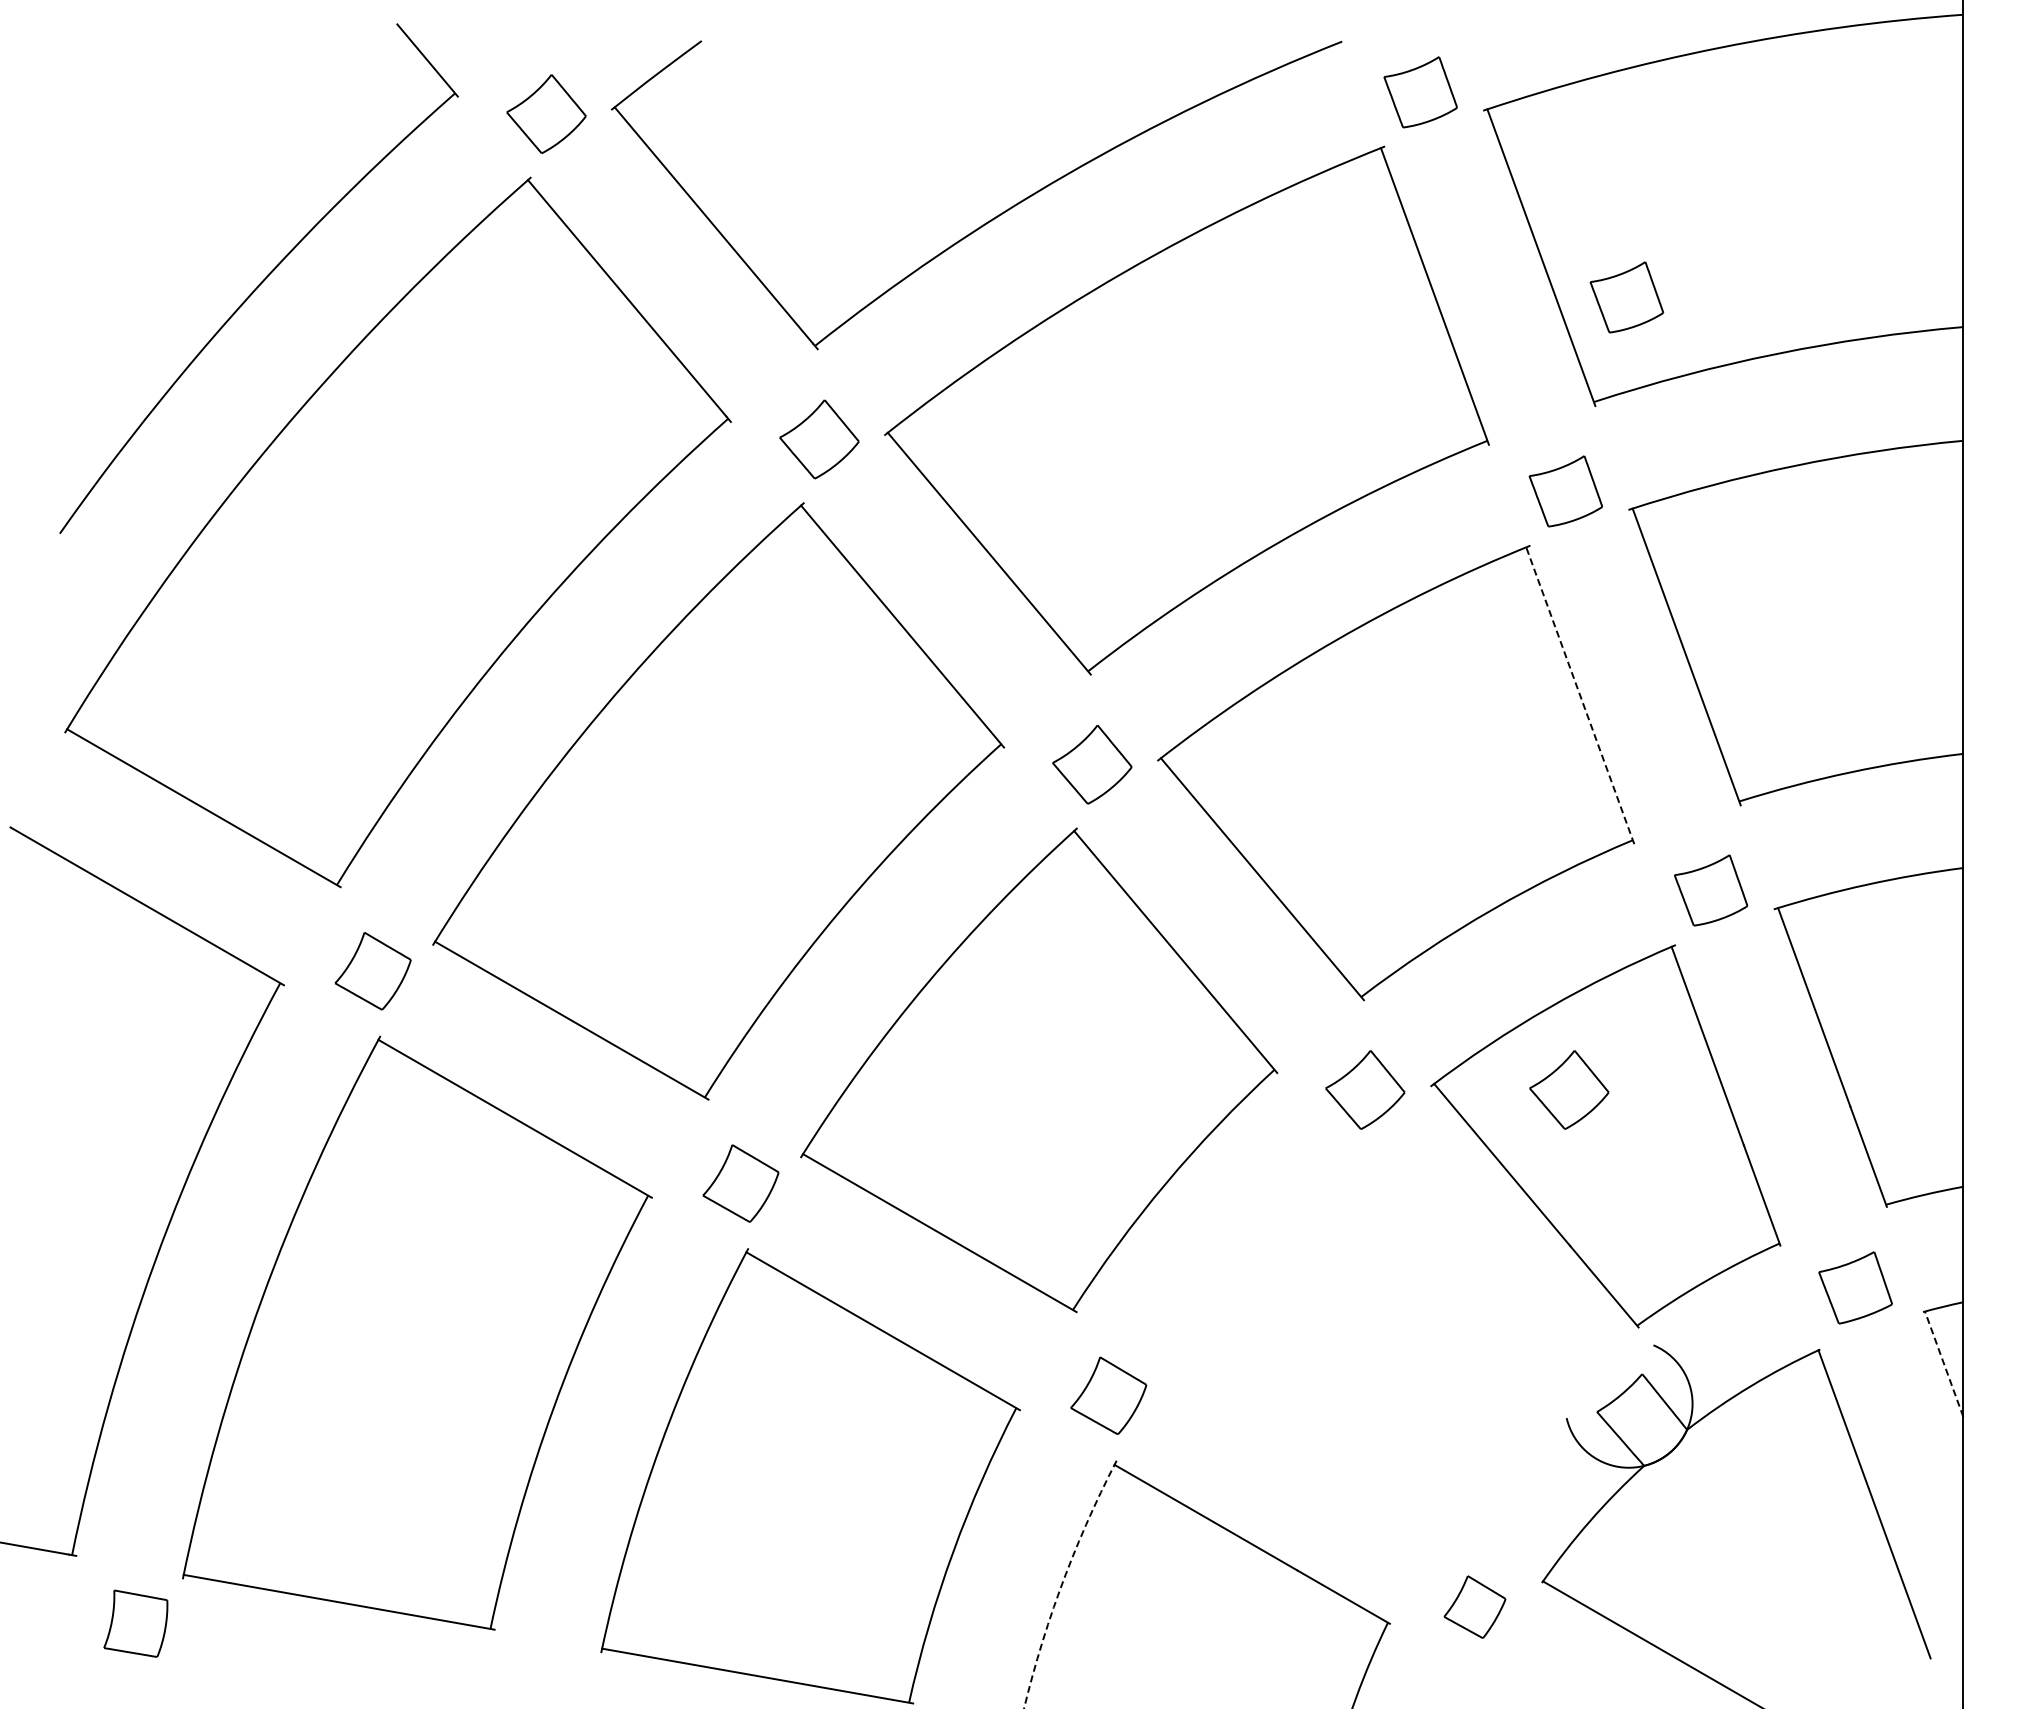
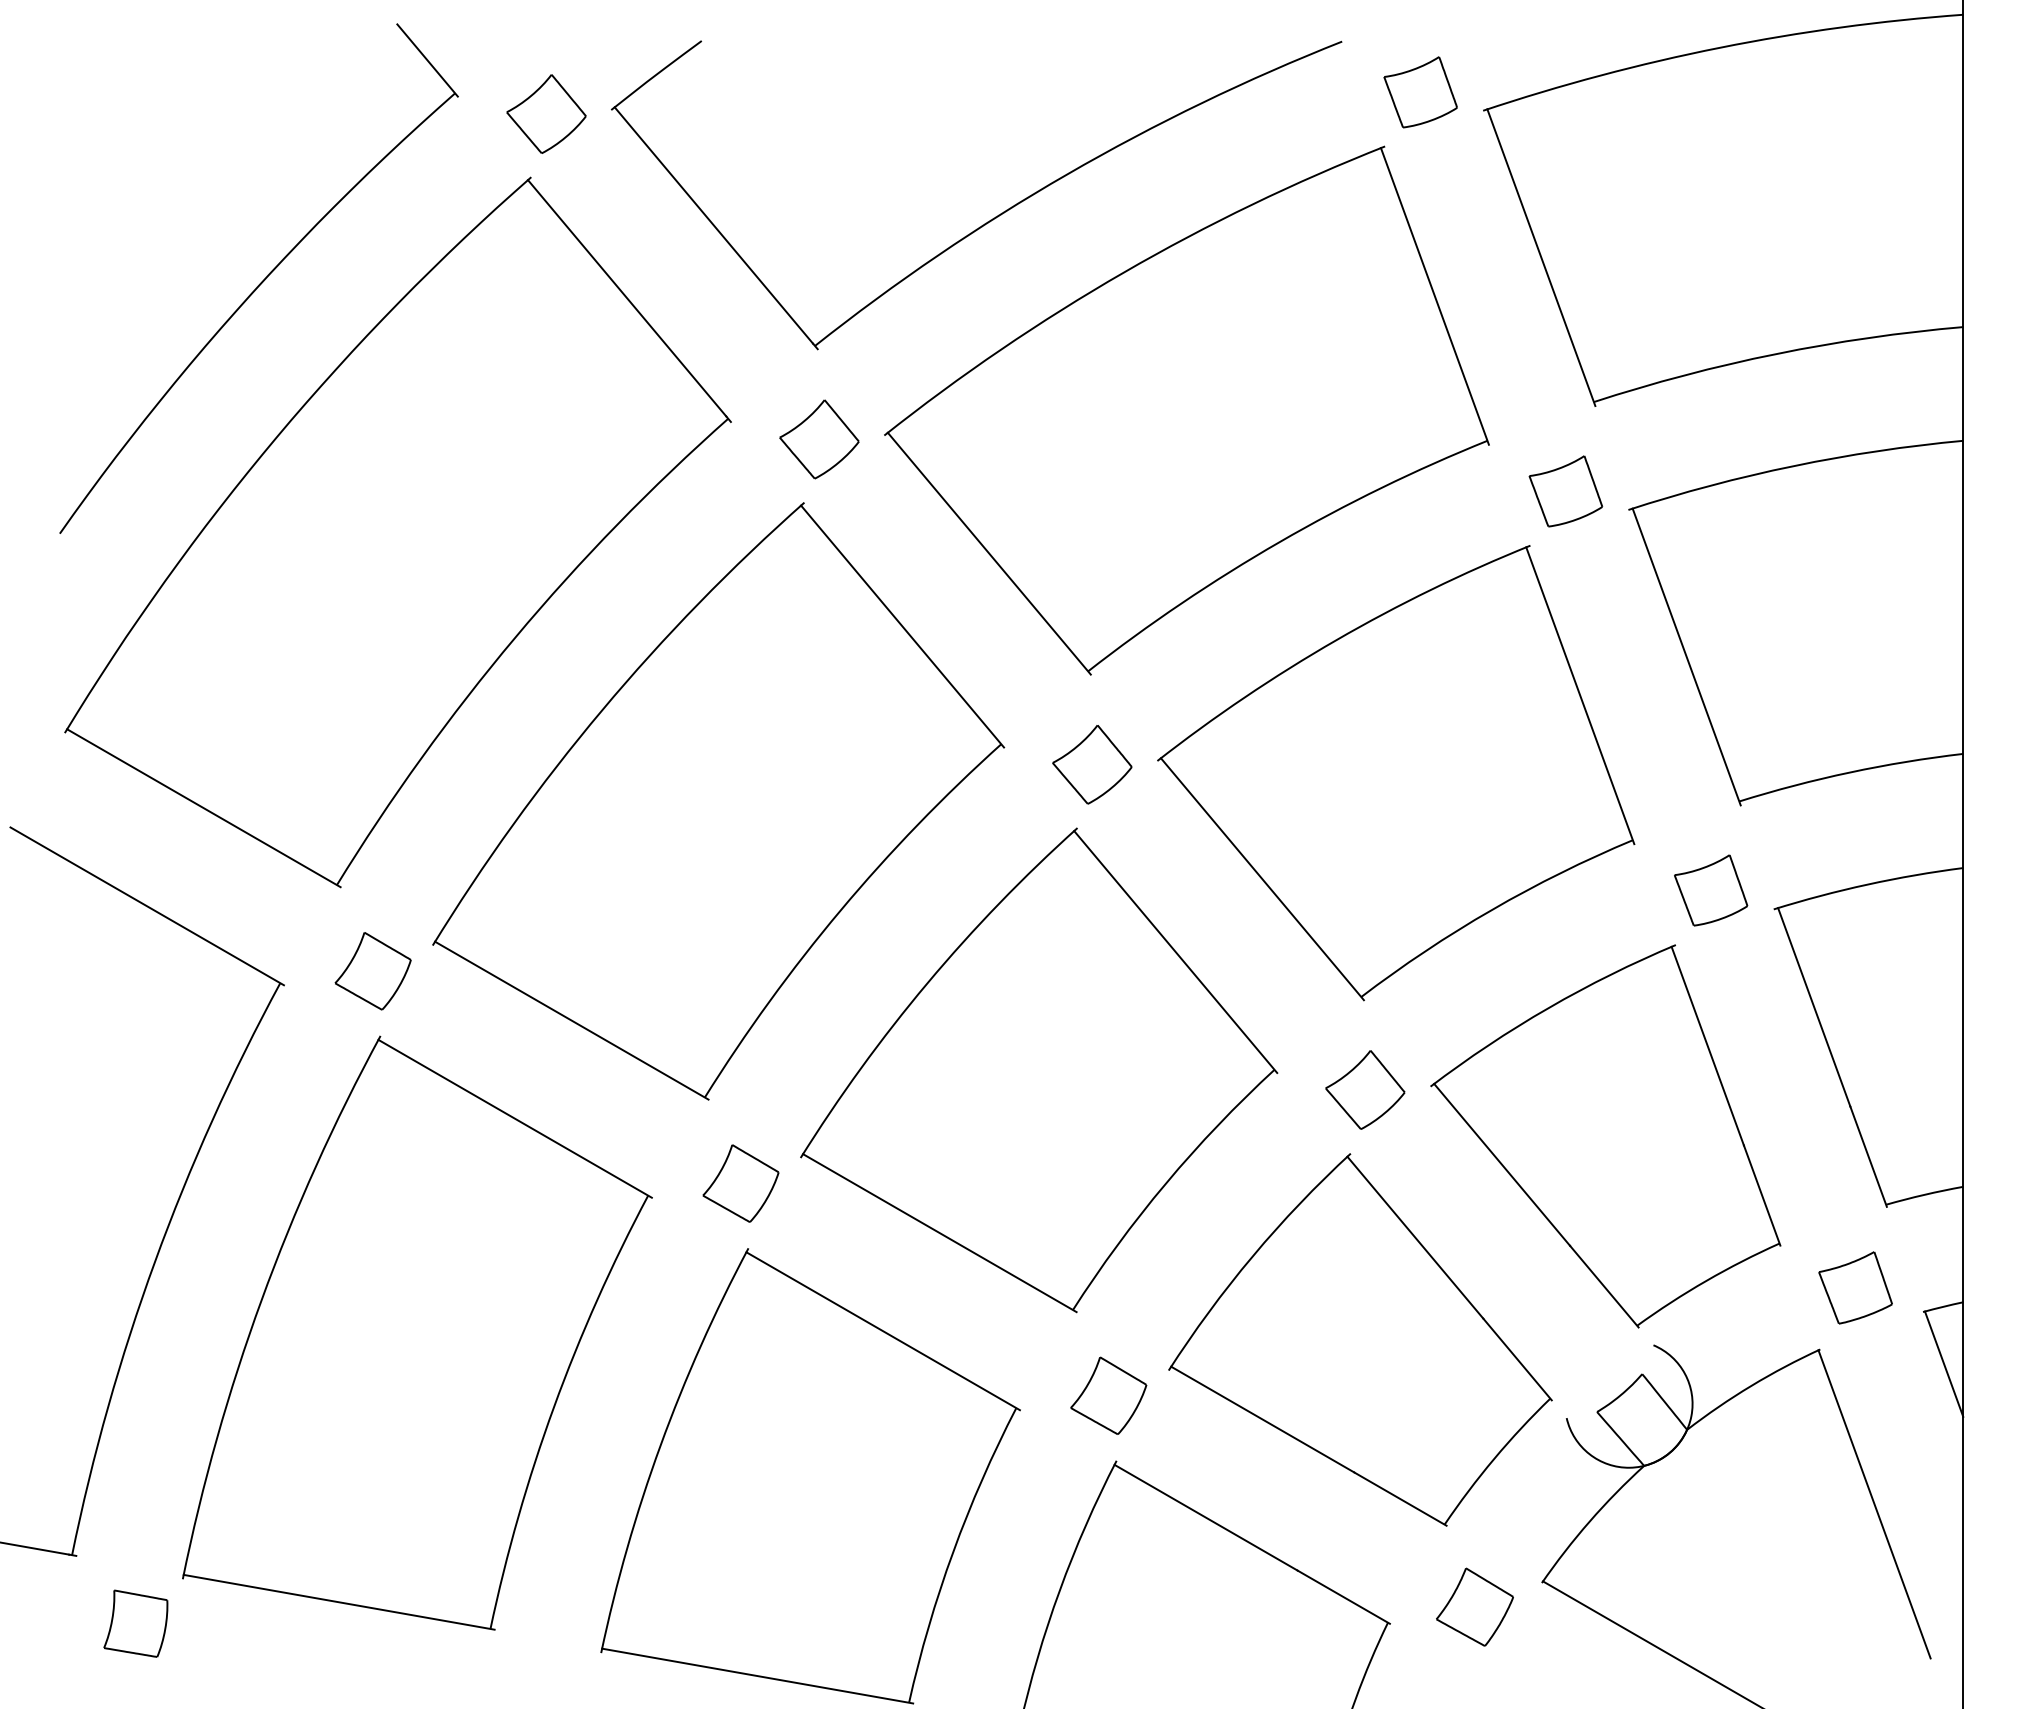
part: present -> none (1626, 297)
line: dashed -> solid (1580, 695)
part: present -> none (1569, 1089)
part: none -> present (1360, 1339)
line: dashed -> solid (1943, 1363)
arc: dashed -> solid (1062, 1582)
part size: 64x64 px -> 78x80 px (1474, 1606)
